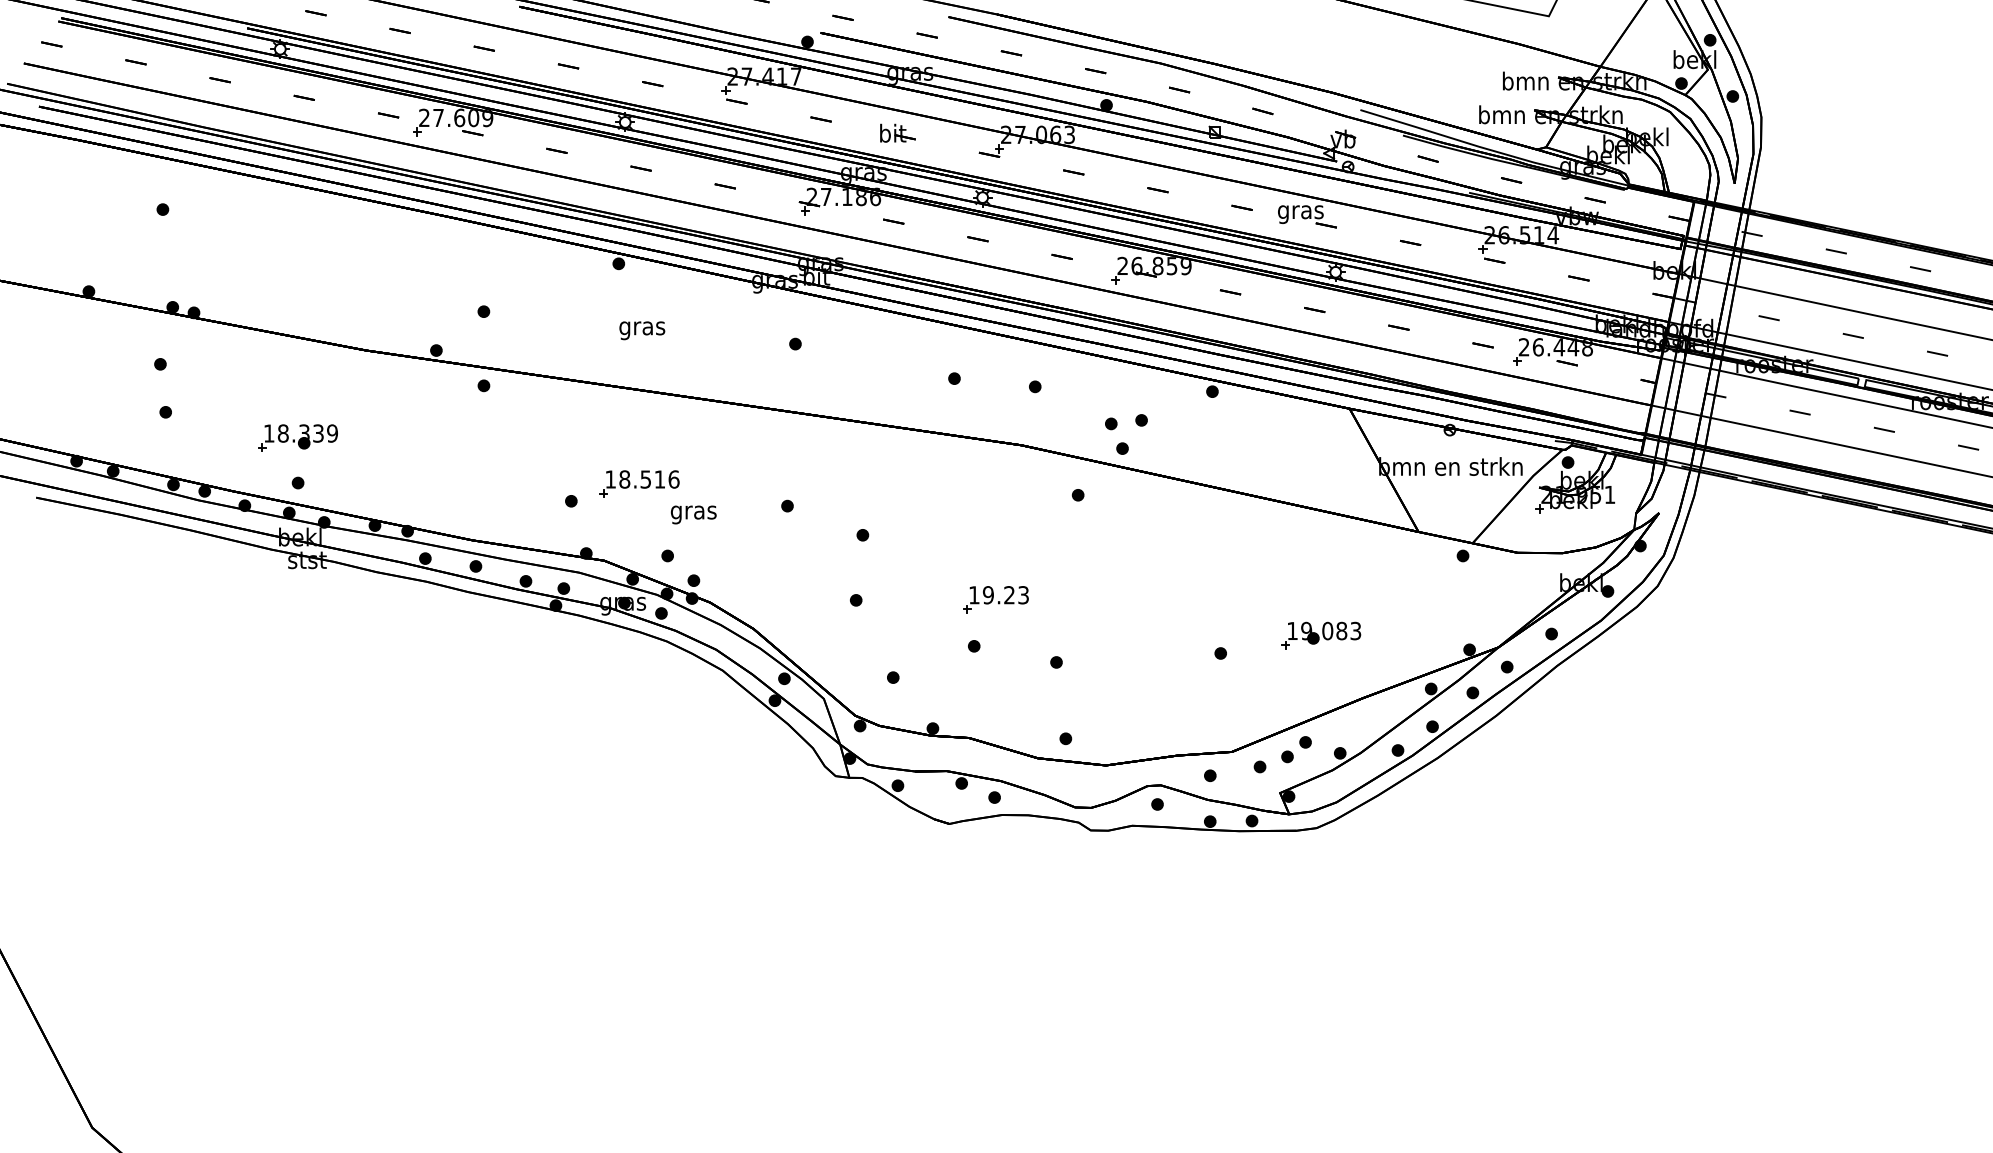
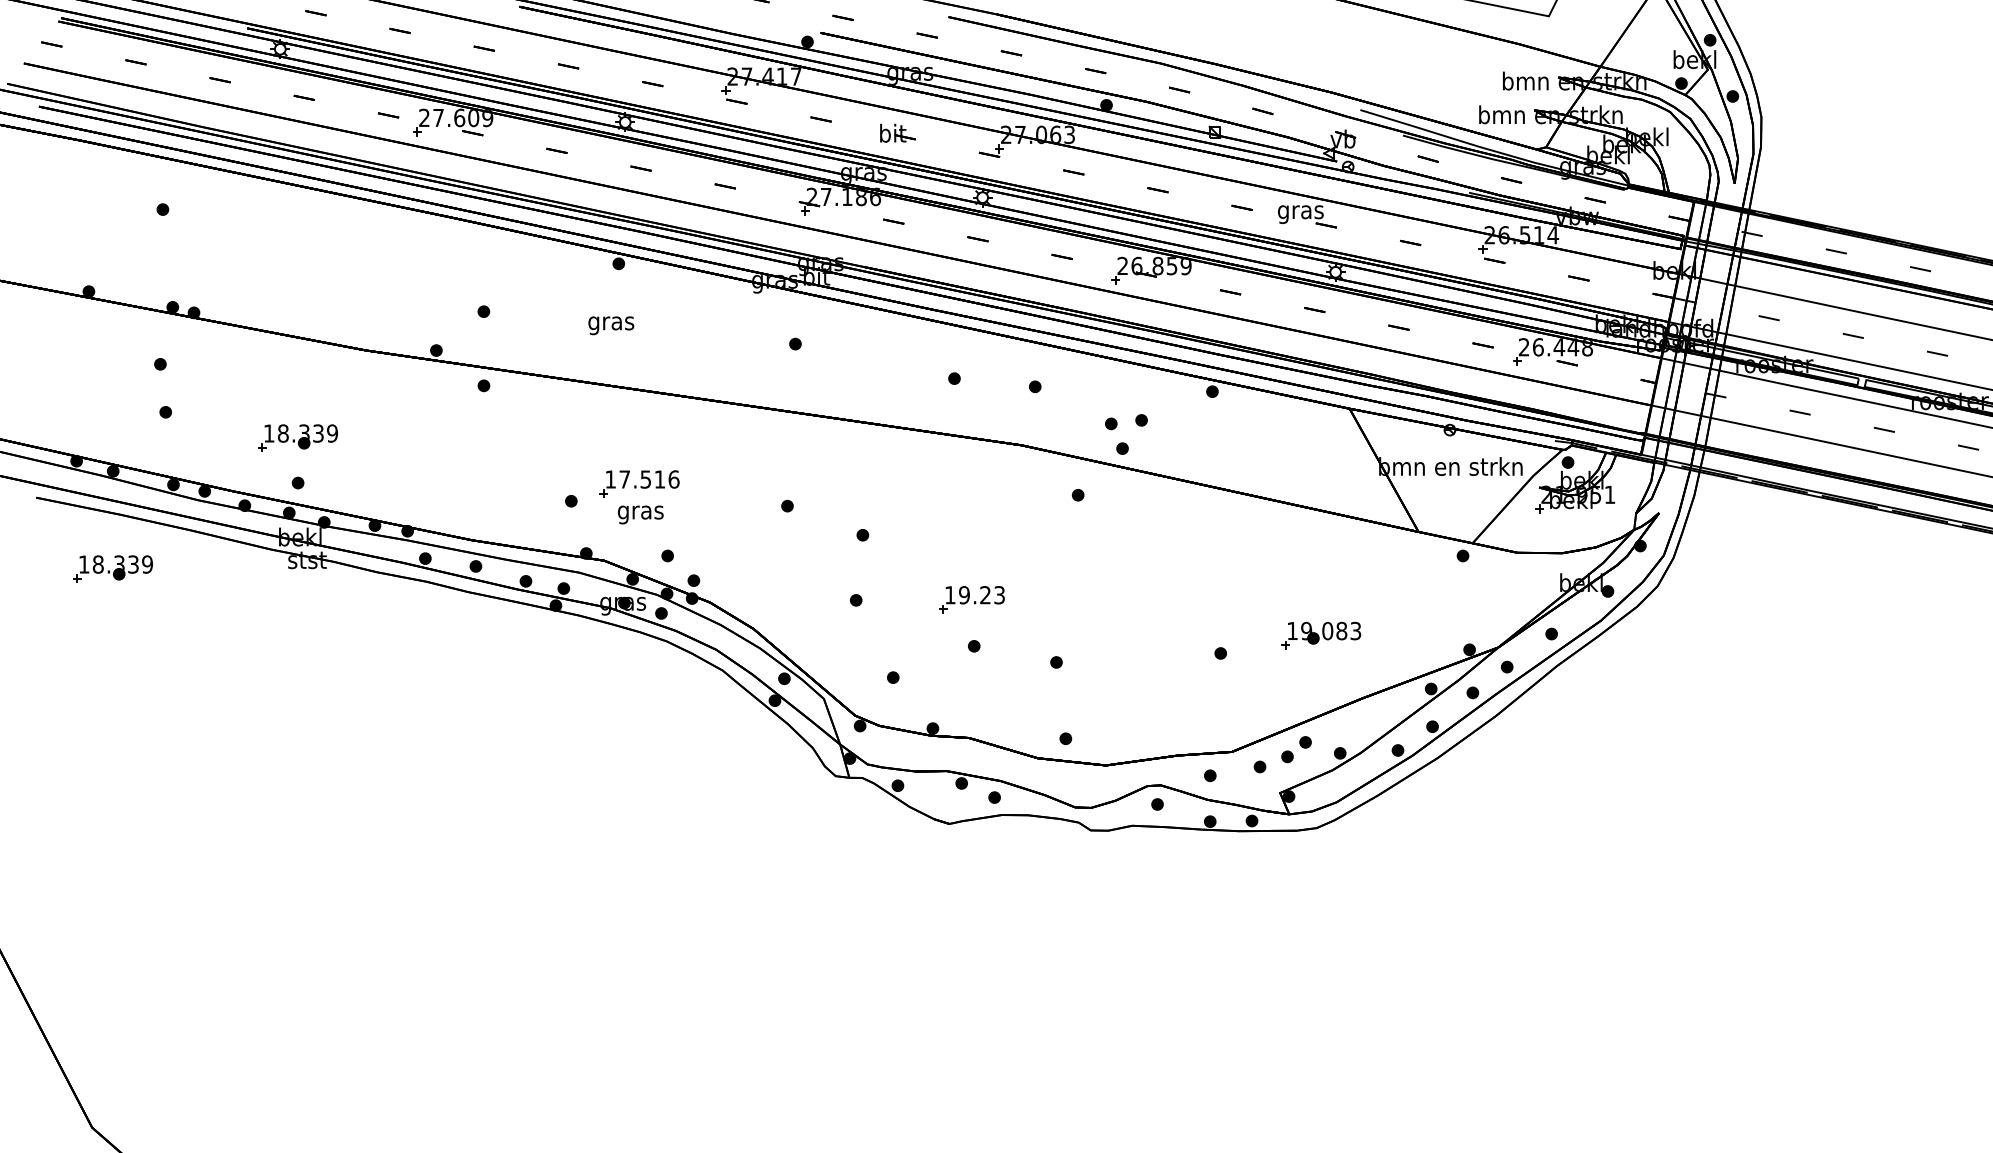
text position: (642, 330) -> (611, 325) (611, 325)
text: 18.516 -> 17.516 (624, 479)
text position: (693, 514) -> (640, 514) (640, 514)
part: none -> present (112, 568)
part position: (995, 599) -> (971, 599) (971, 599)
